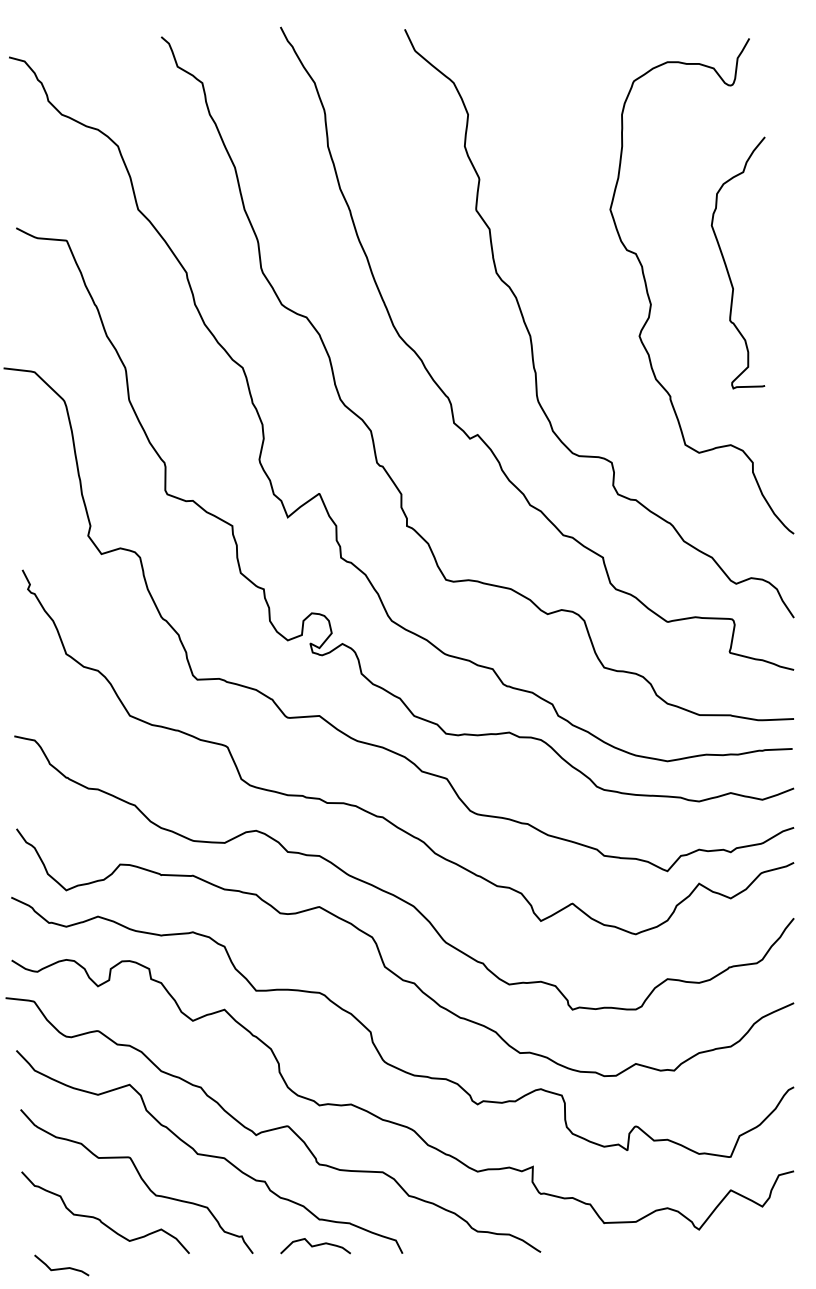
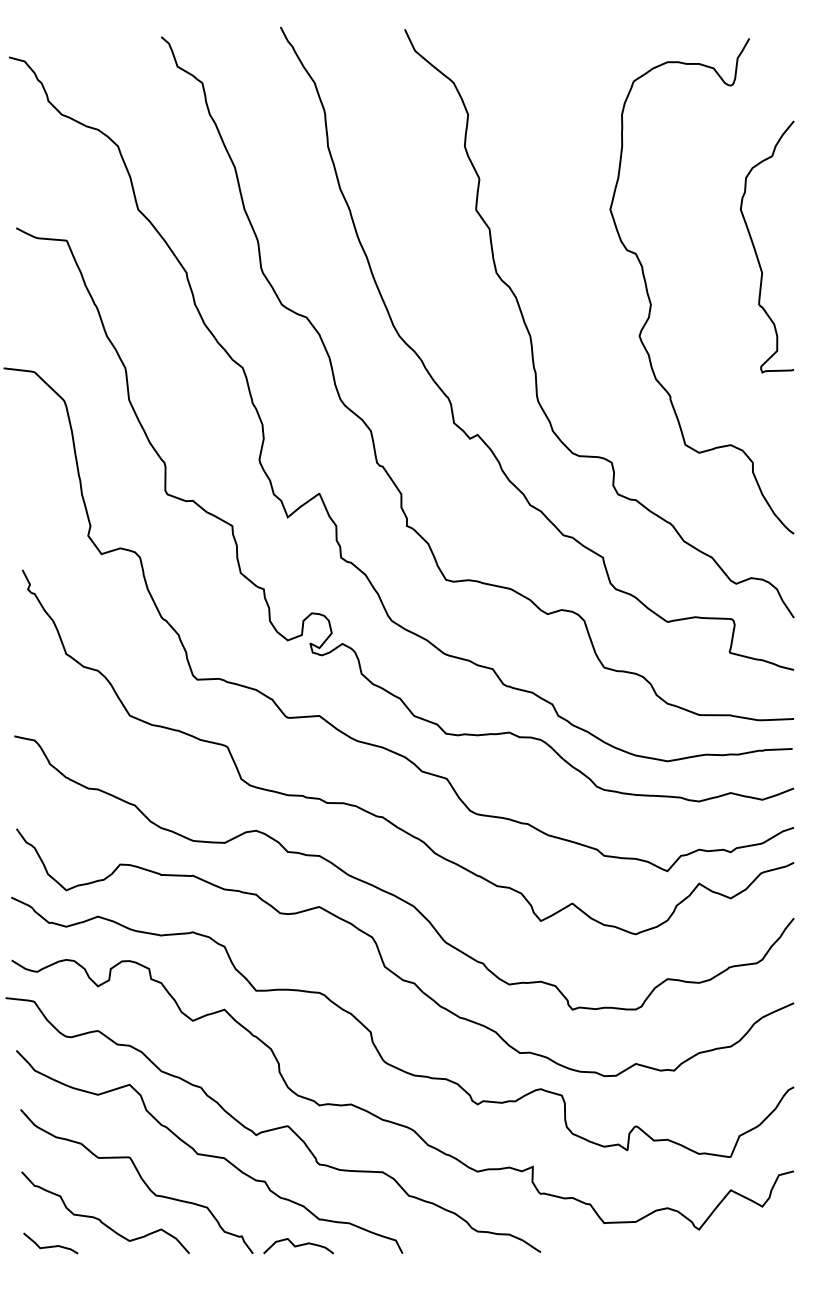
curve position: (726, 263) -> (755, 247) (755, 247)
curve position: (315, 1246) -> (298, 1246) (298, 1246)
curve position: (63, 1267) -> (52, 1245) (52, 1245)
